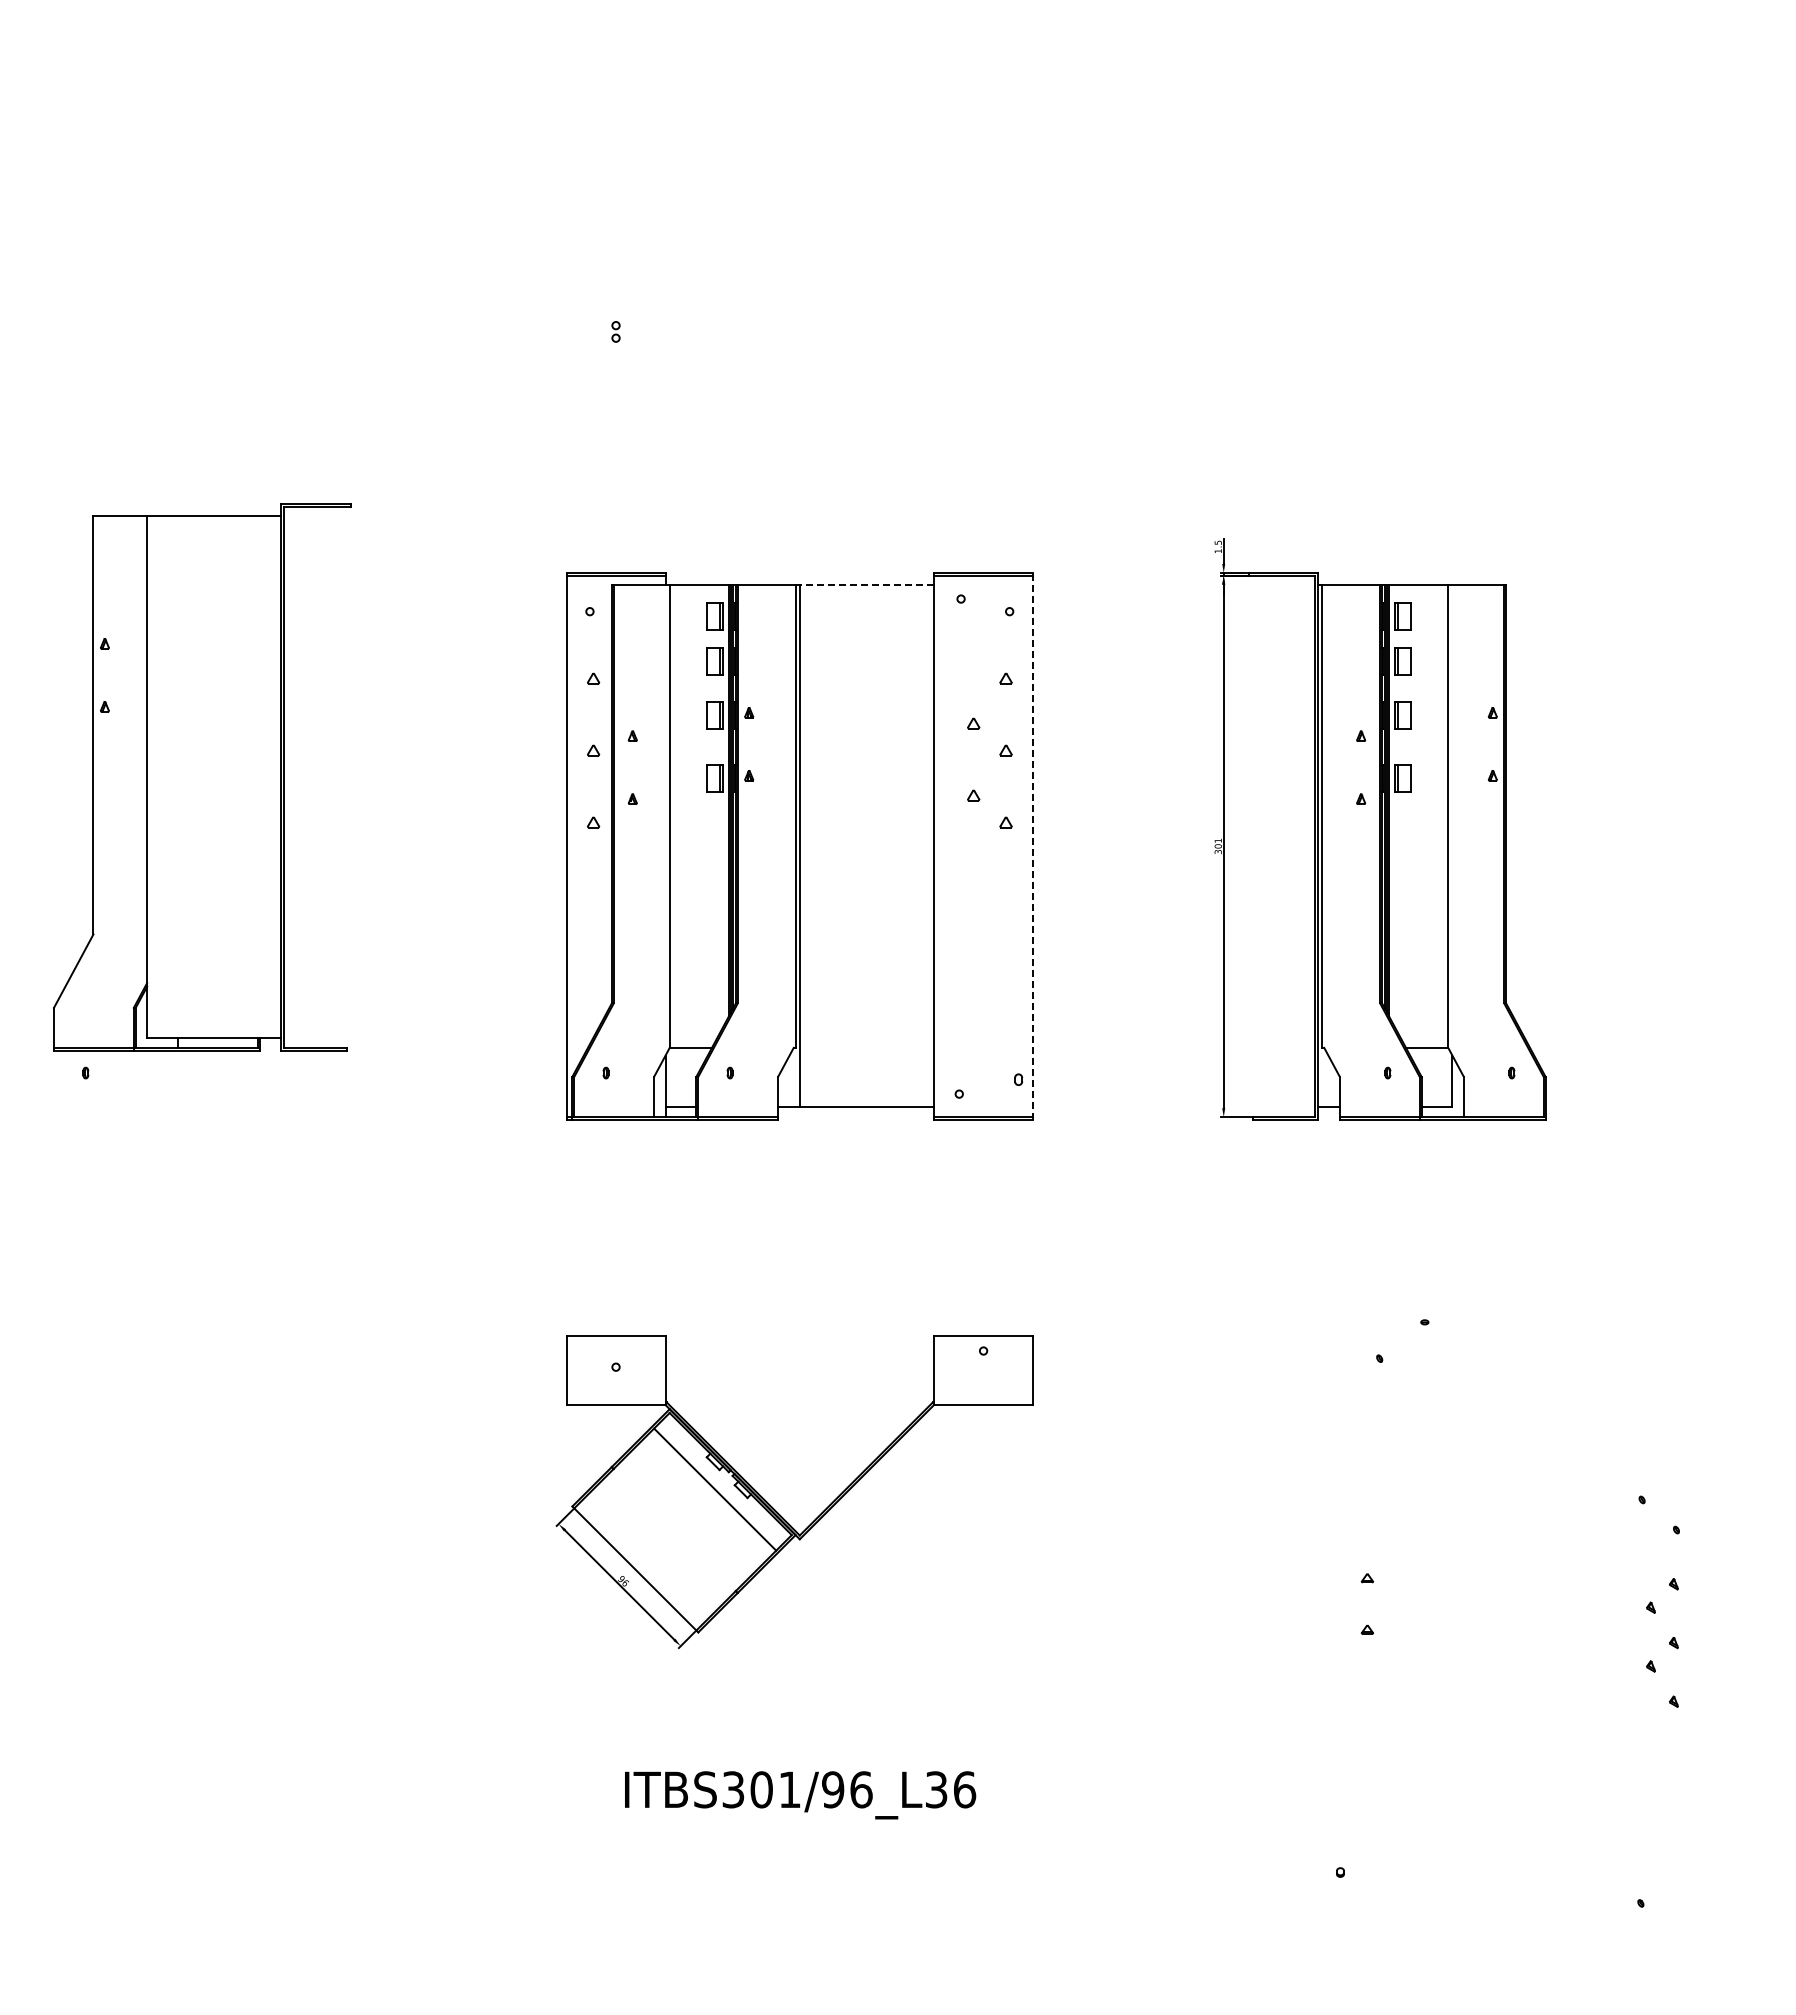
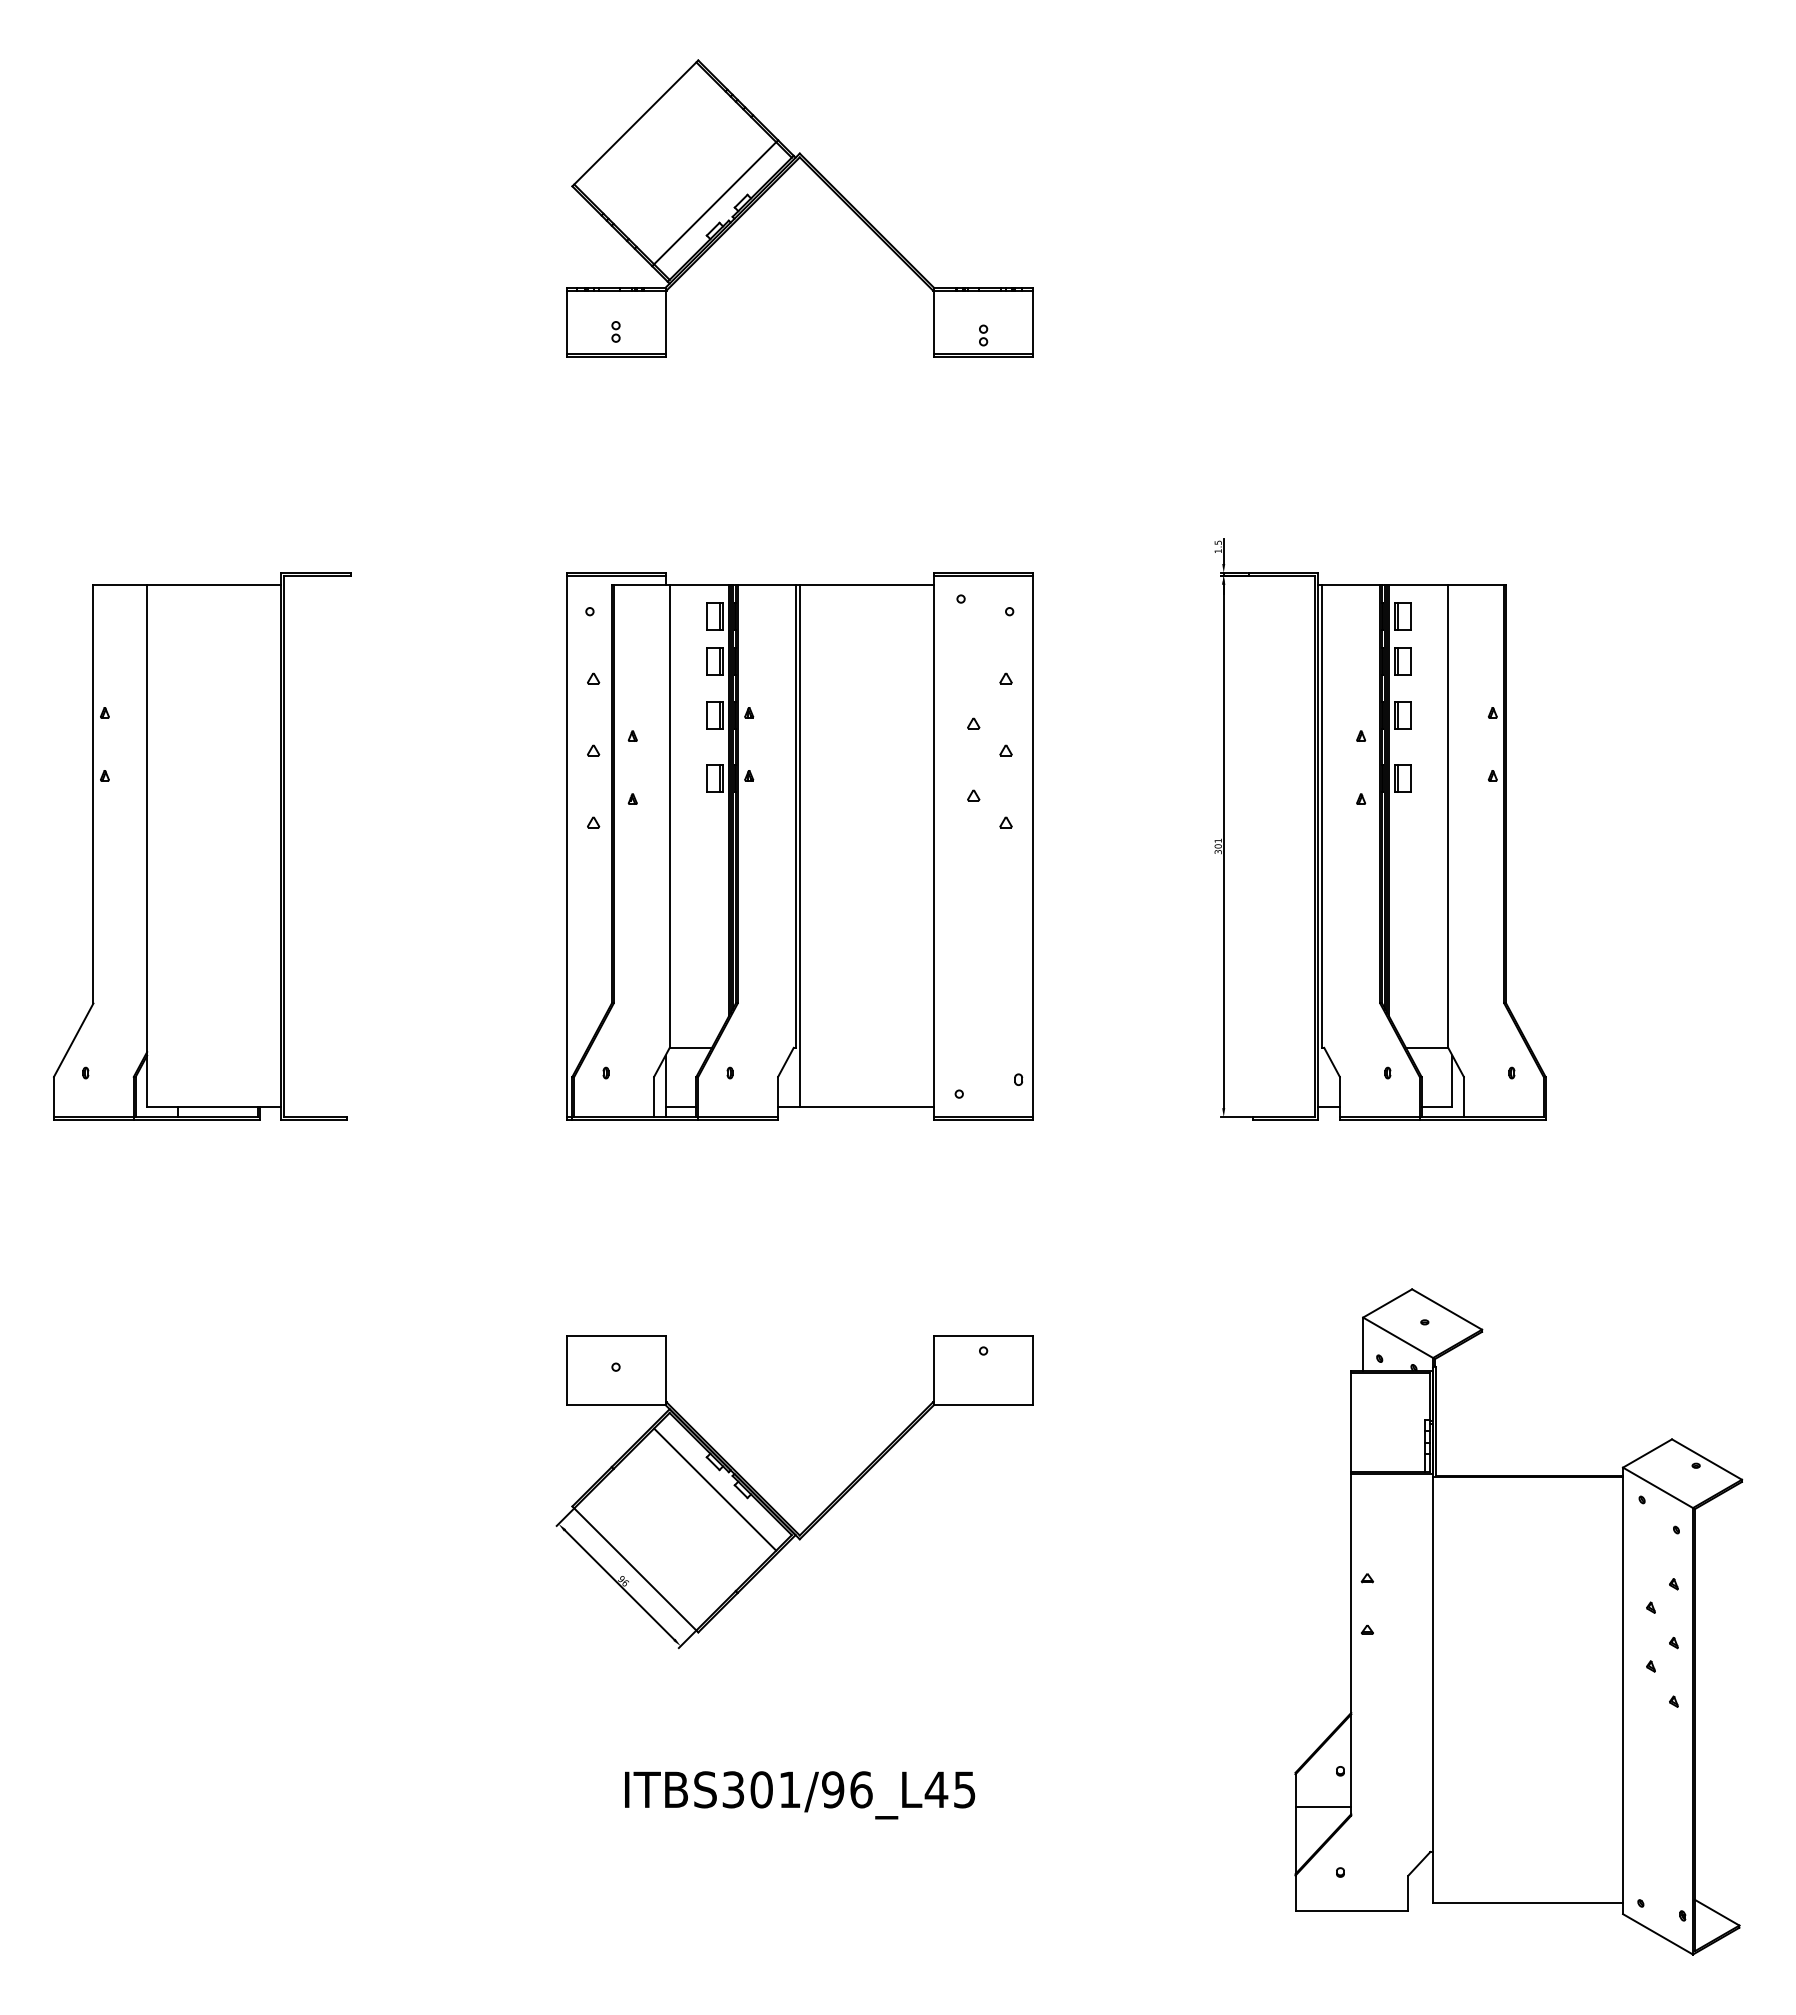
part: none -> present (775, 183)
line: dashed -> solid (866, 584)
part position: (202, 777) -> (202, 846) (202, 846)
line: dashed -> solid (1033, 845)
part: none -> present (1518, 1621)
text: ITBS301/96_L36 -> ITBS301/96_L45 (950, 1789)
